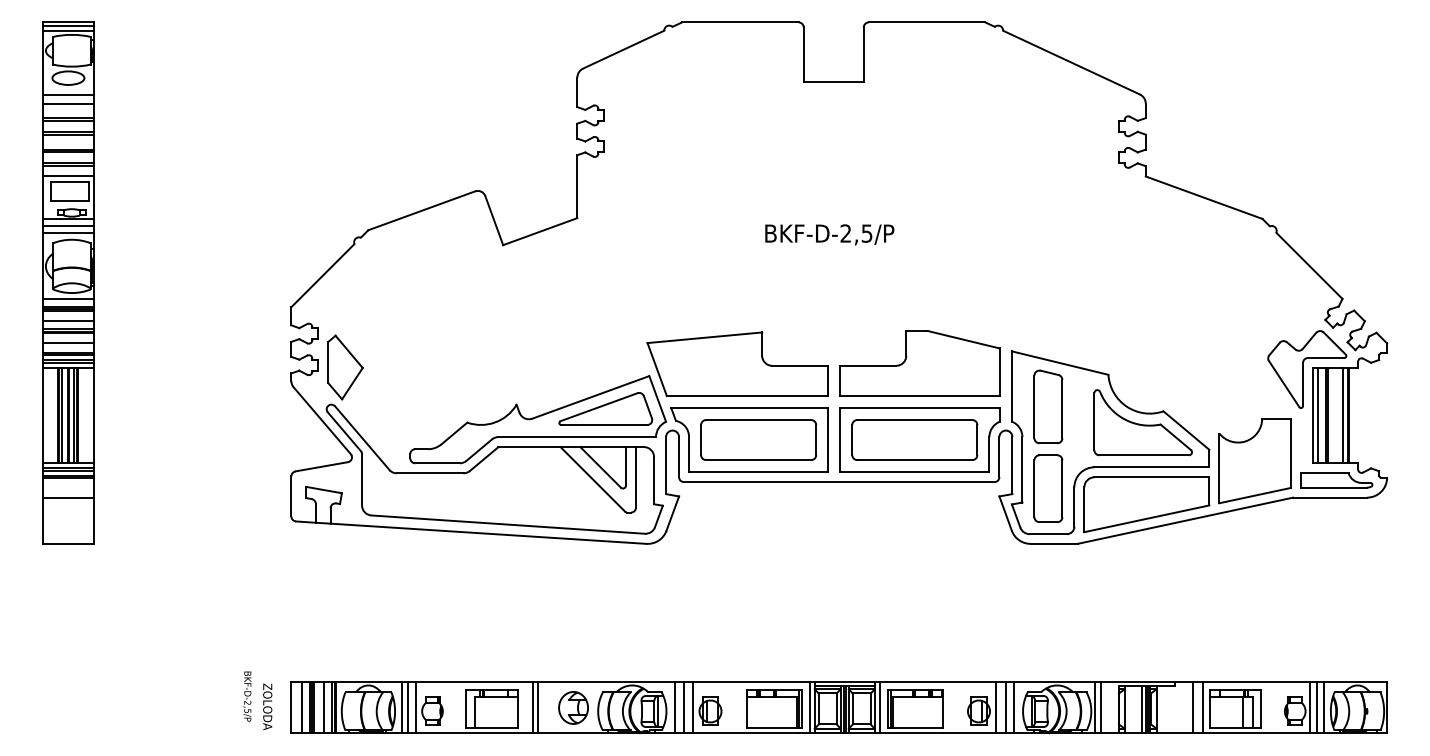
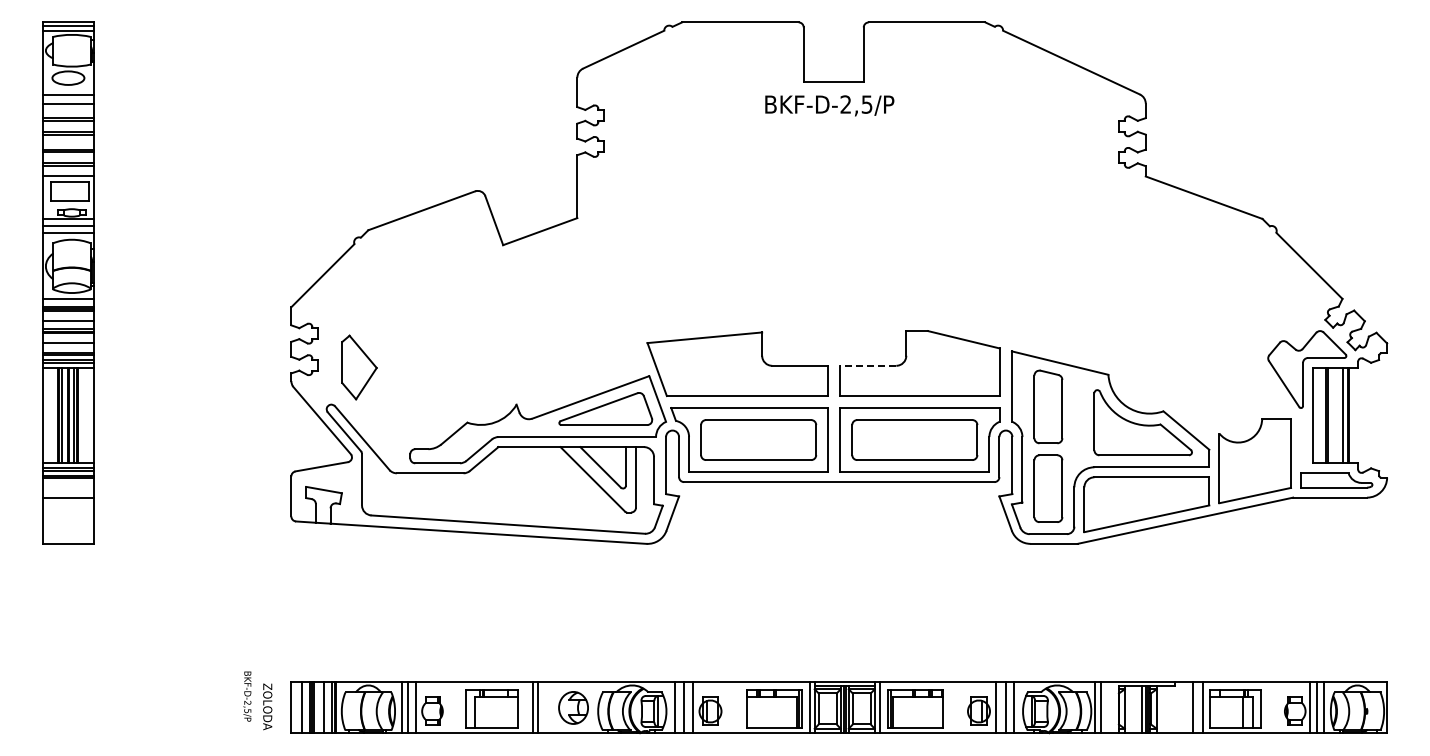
text position: (829, 234) -> (829, 105) (829, 105)
line: solid -> dashed (867, 365)
part position: (345, 367) -> (359, 367) (359, 367)
line: present -> none (1318, 415)
